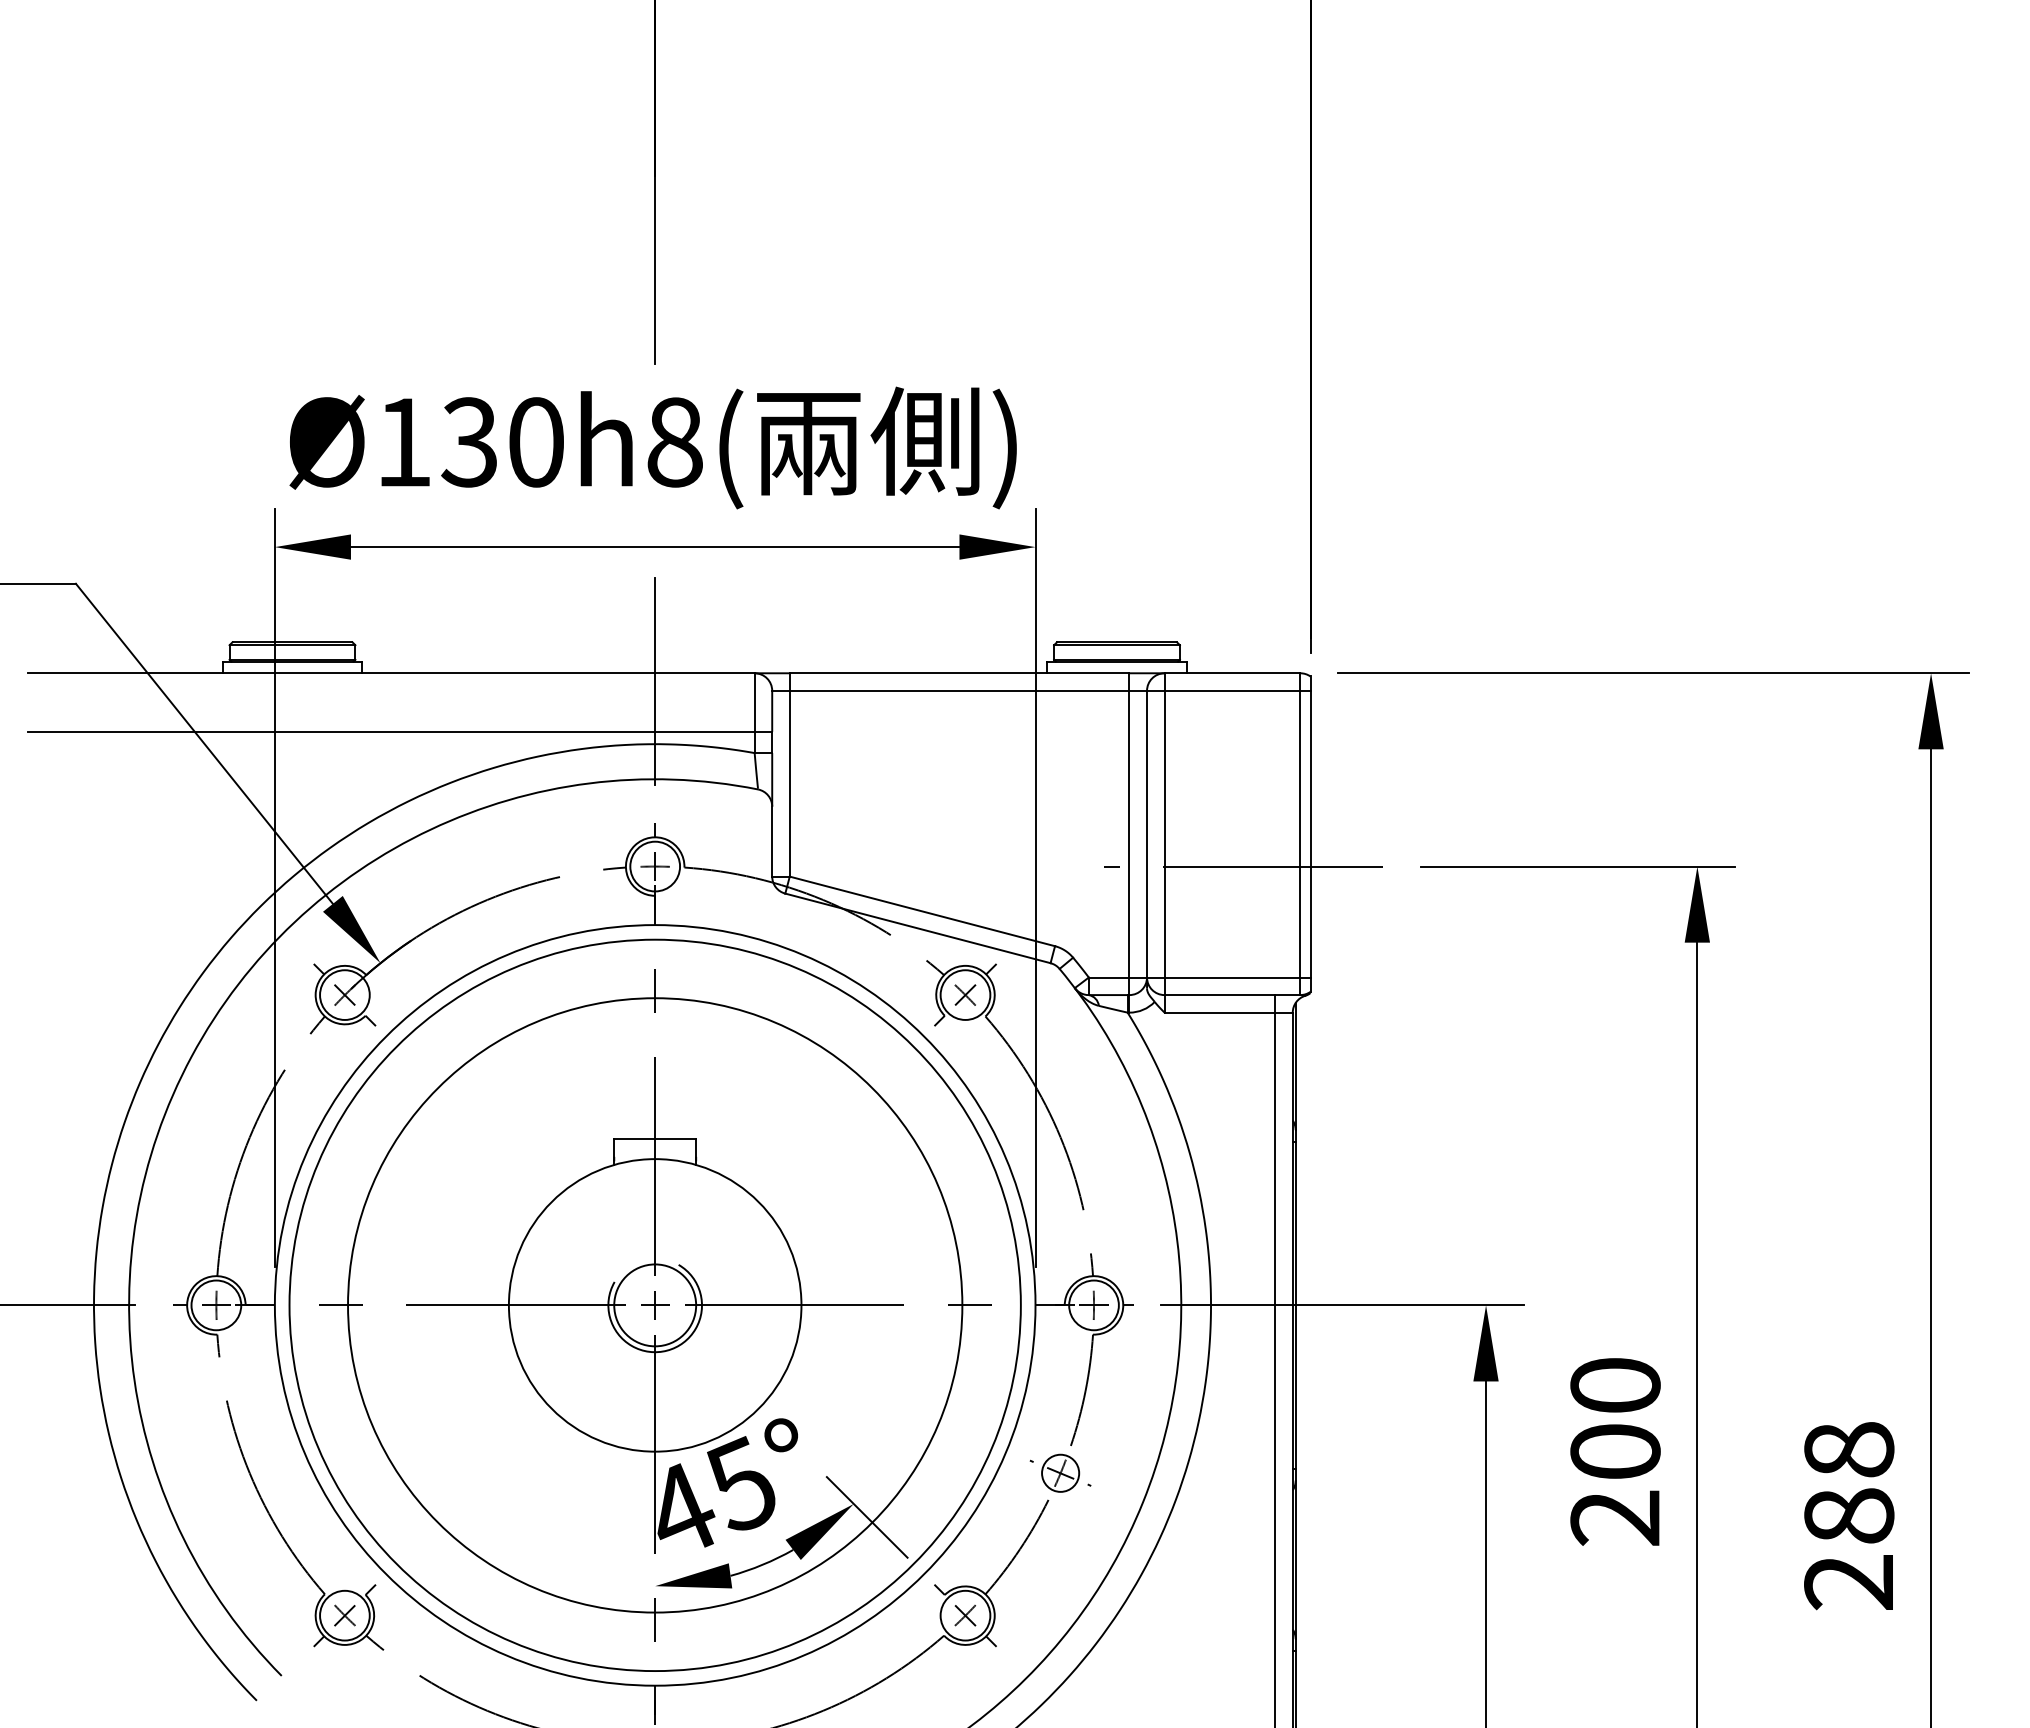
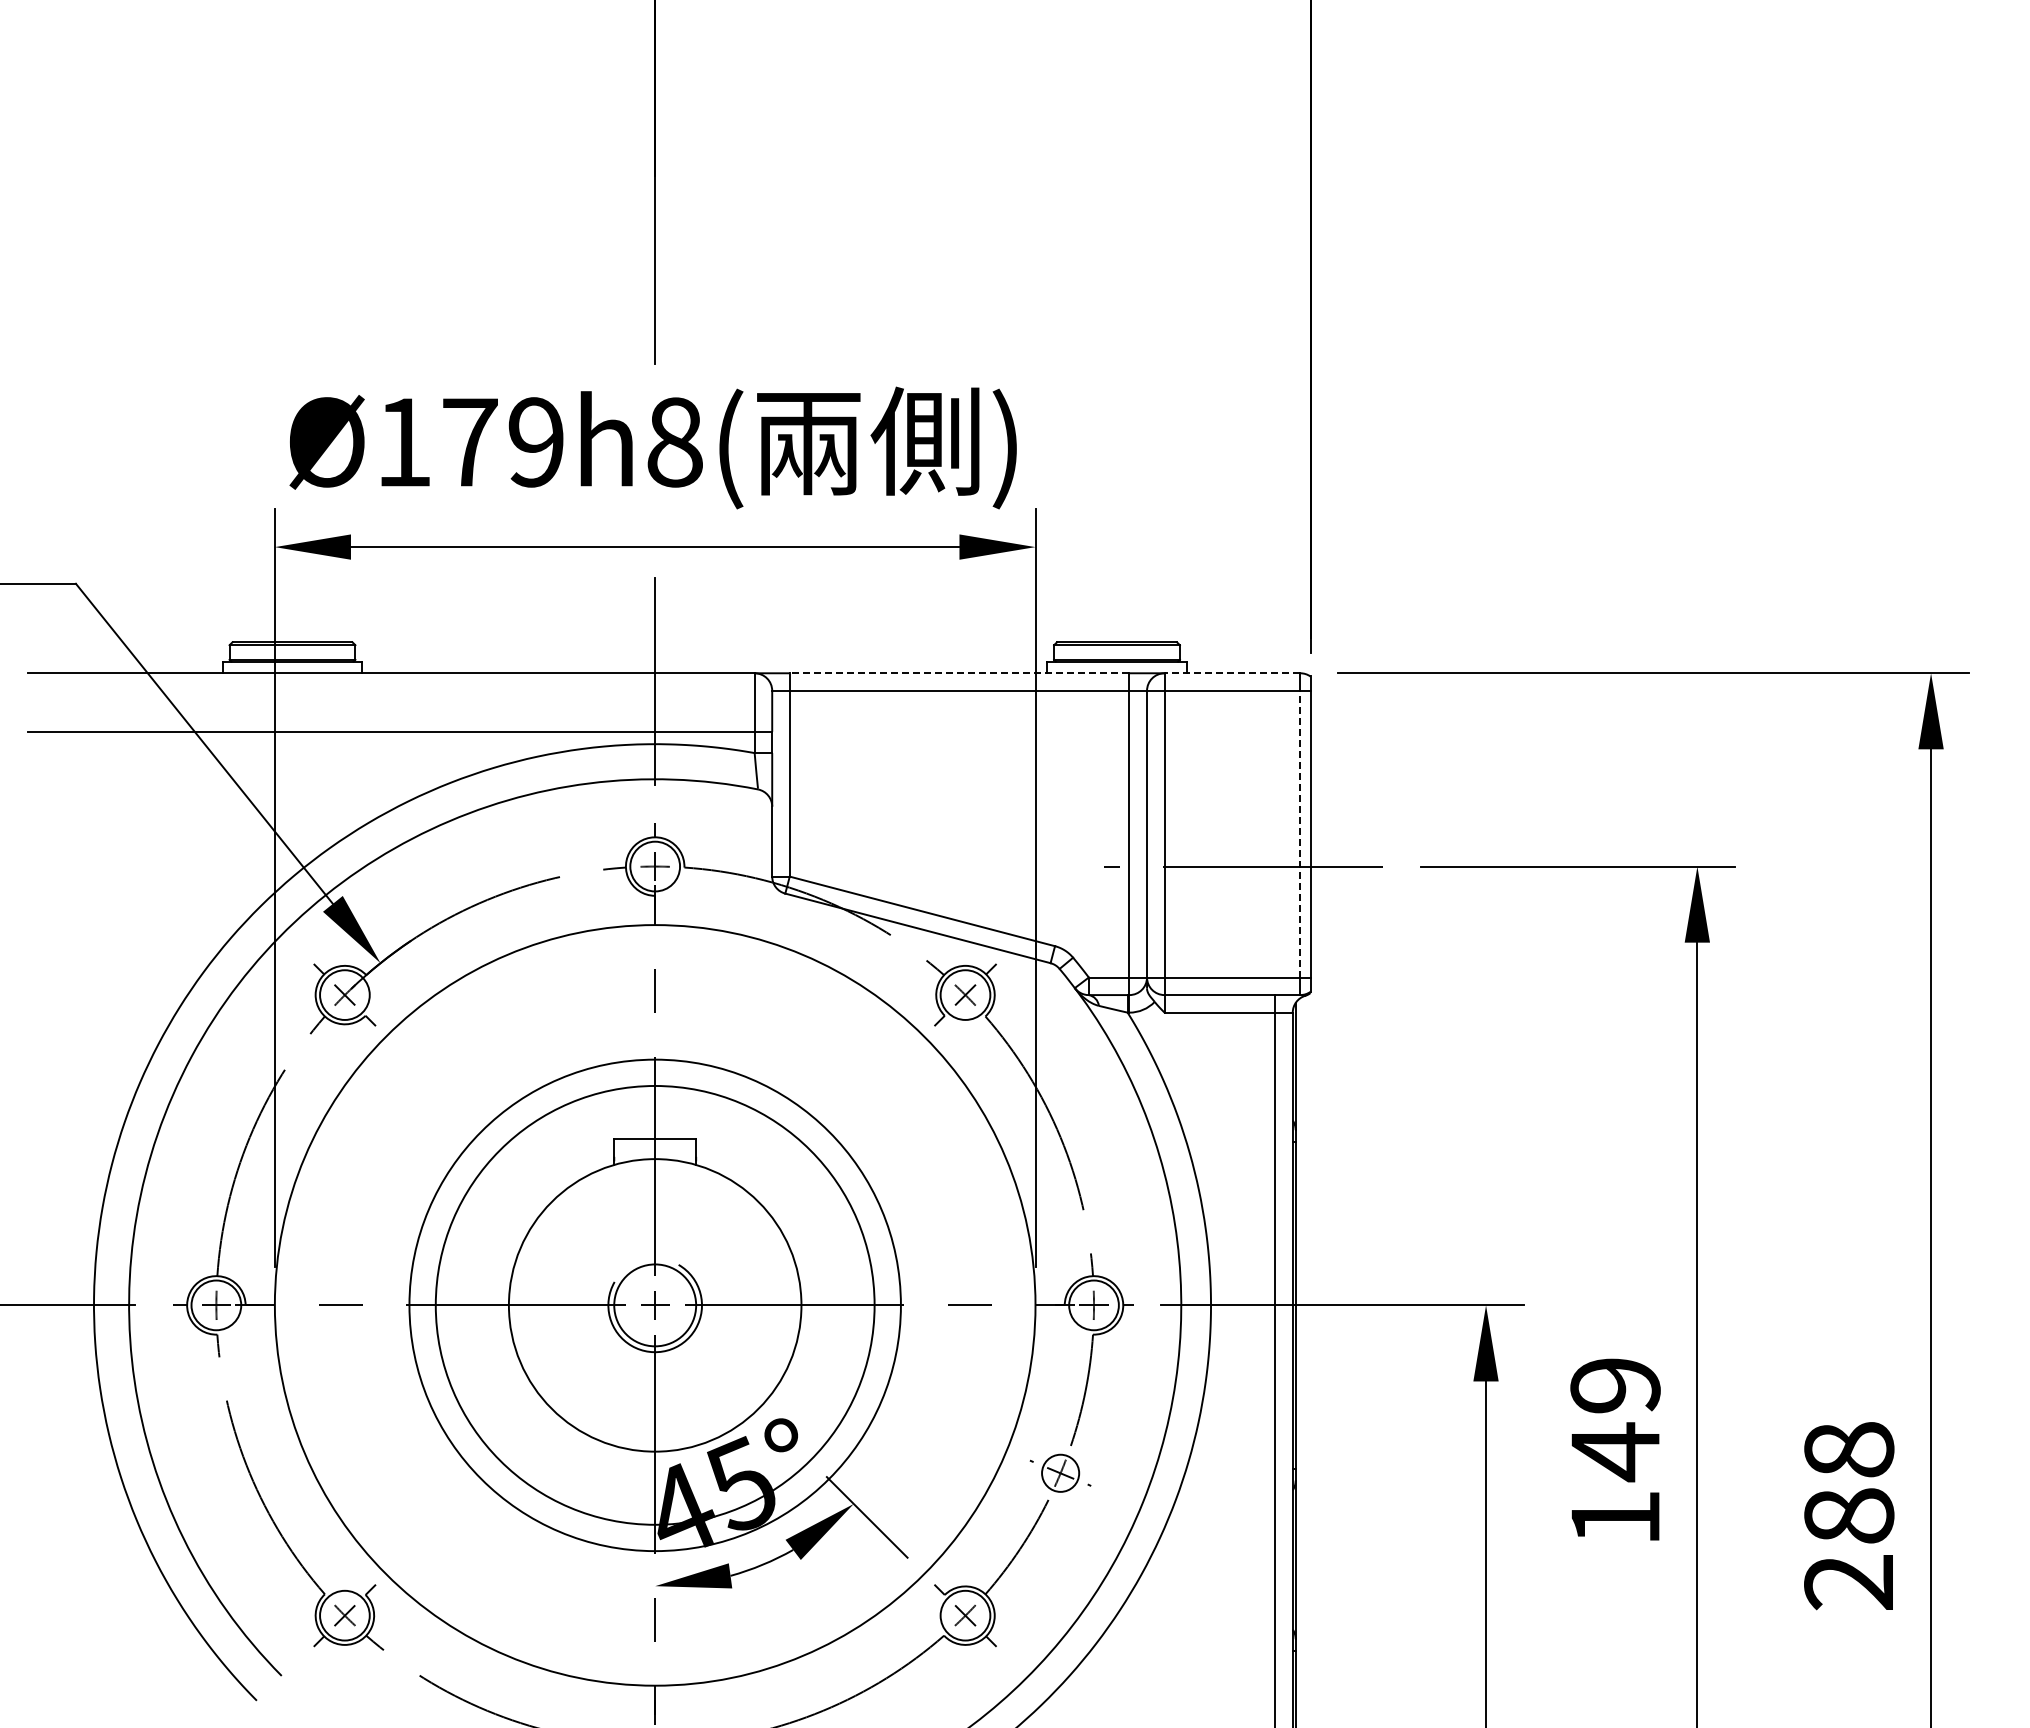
text: Ø130h8( -> Ø179h8( (502, 442)
line: solid -> dashed (959, 673)
line: solid -> dashed (1232, 673)
line: solid -> dashed (1300, 833)
circle diameter: 731 px -> 439 px (654, 1304)
circle diameter: 614 px -> 491 px (654, 1305)
text: 200 -> 149 (1615, 1451)
